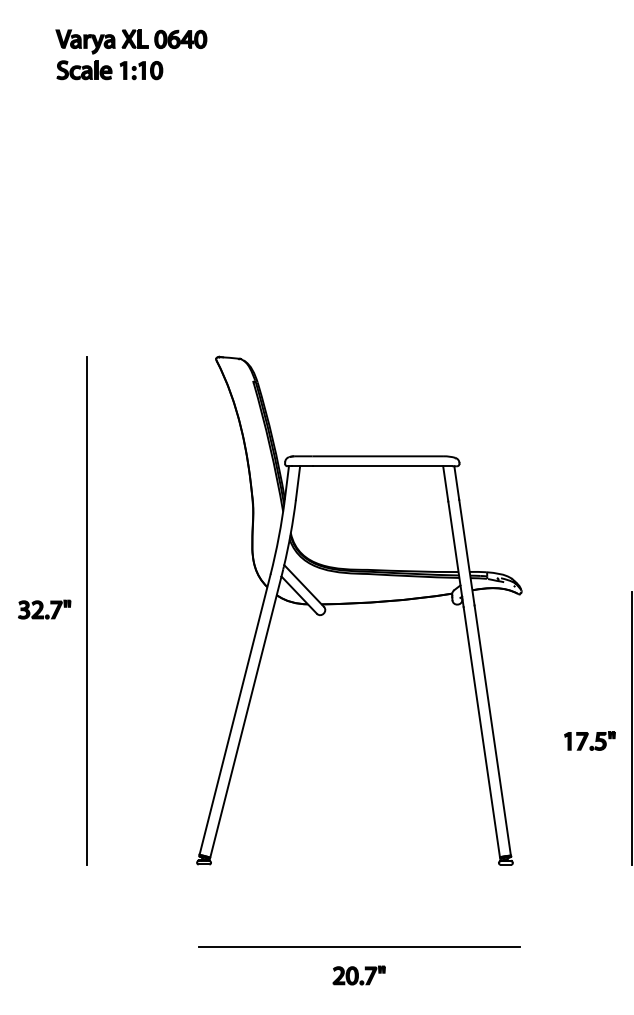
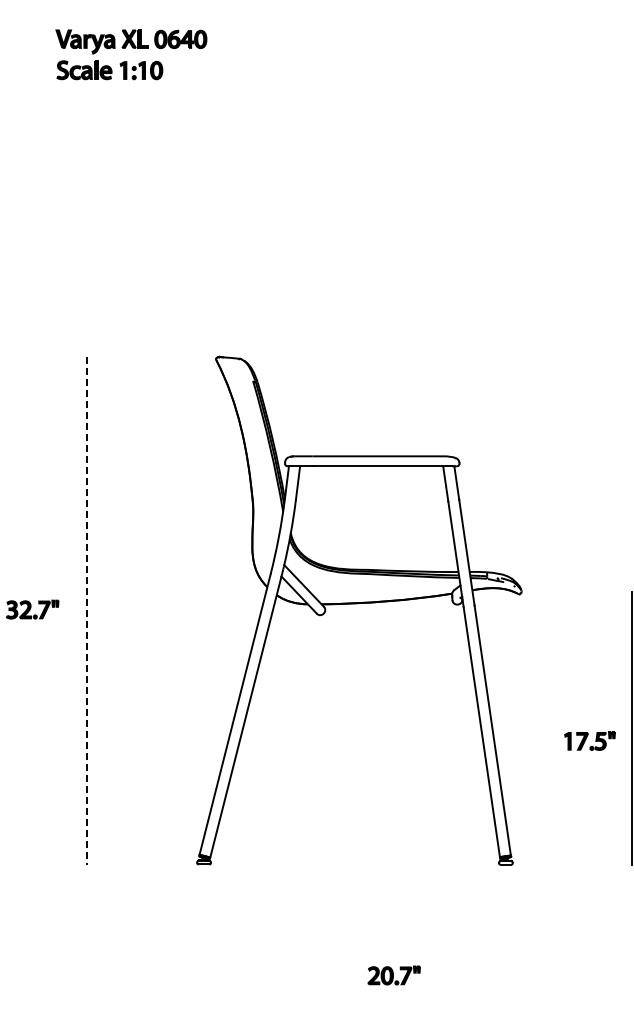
part position: (44, 609) -> (32, 609) (32, 609)
line: solid -> dashed (87, 610)
line: present -> none (358, 947)
part position: (358, 975) -> (393, 975) (393, 975)
